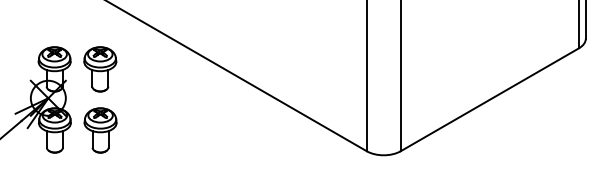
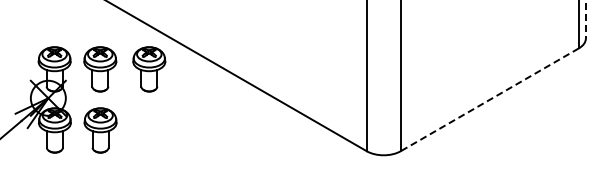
line: solid -> dashed (585, 19)
part: none -> present (149, 69)
line: solid -> dashed (489, 99)
